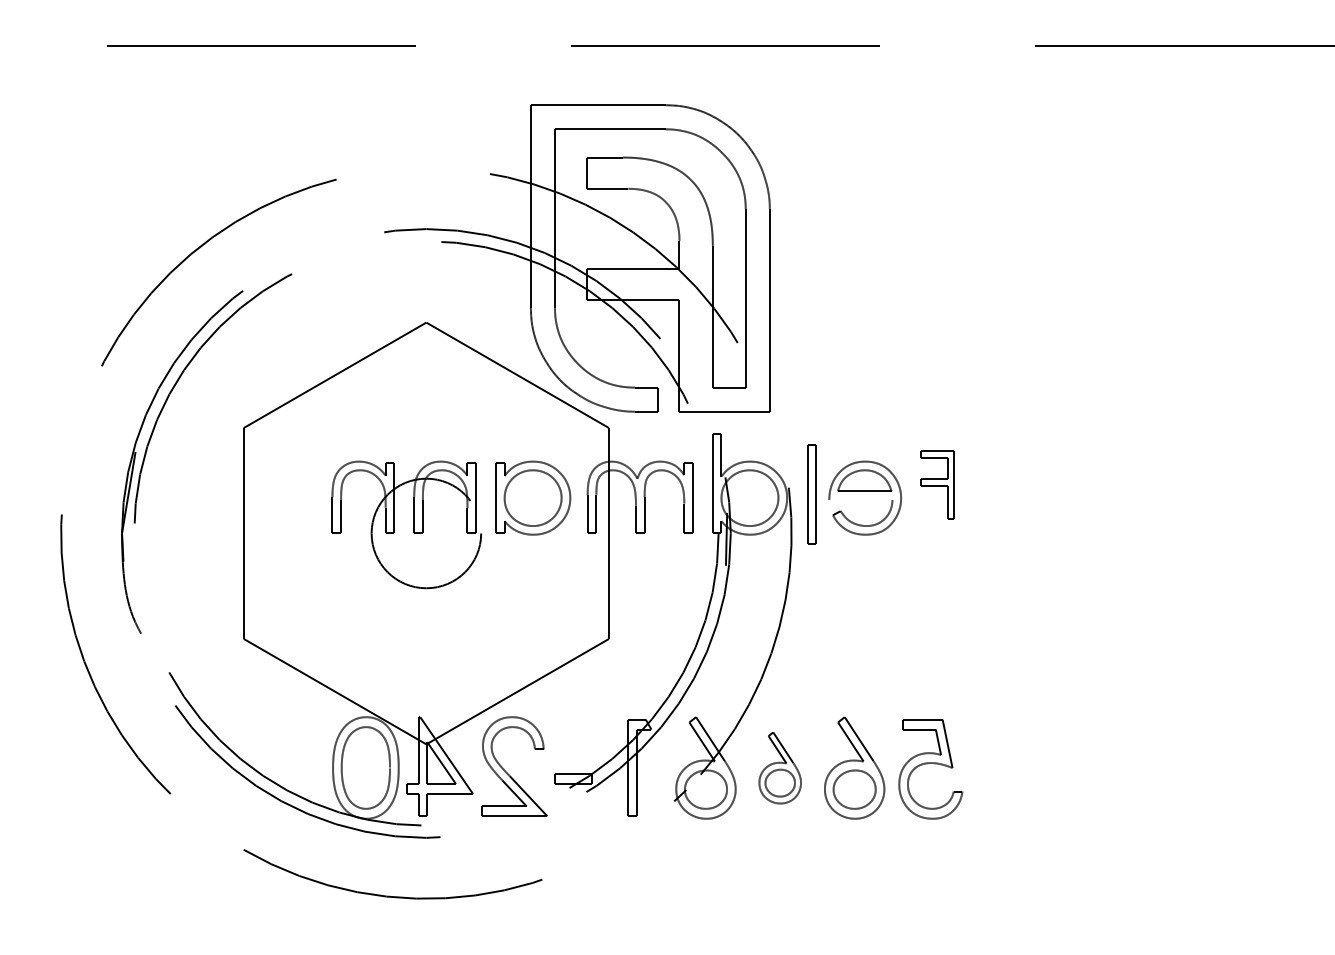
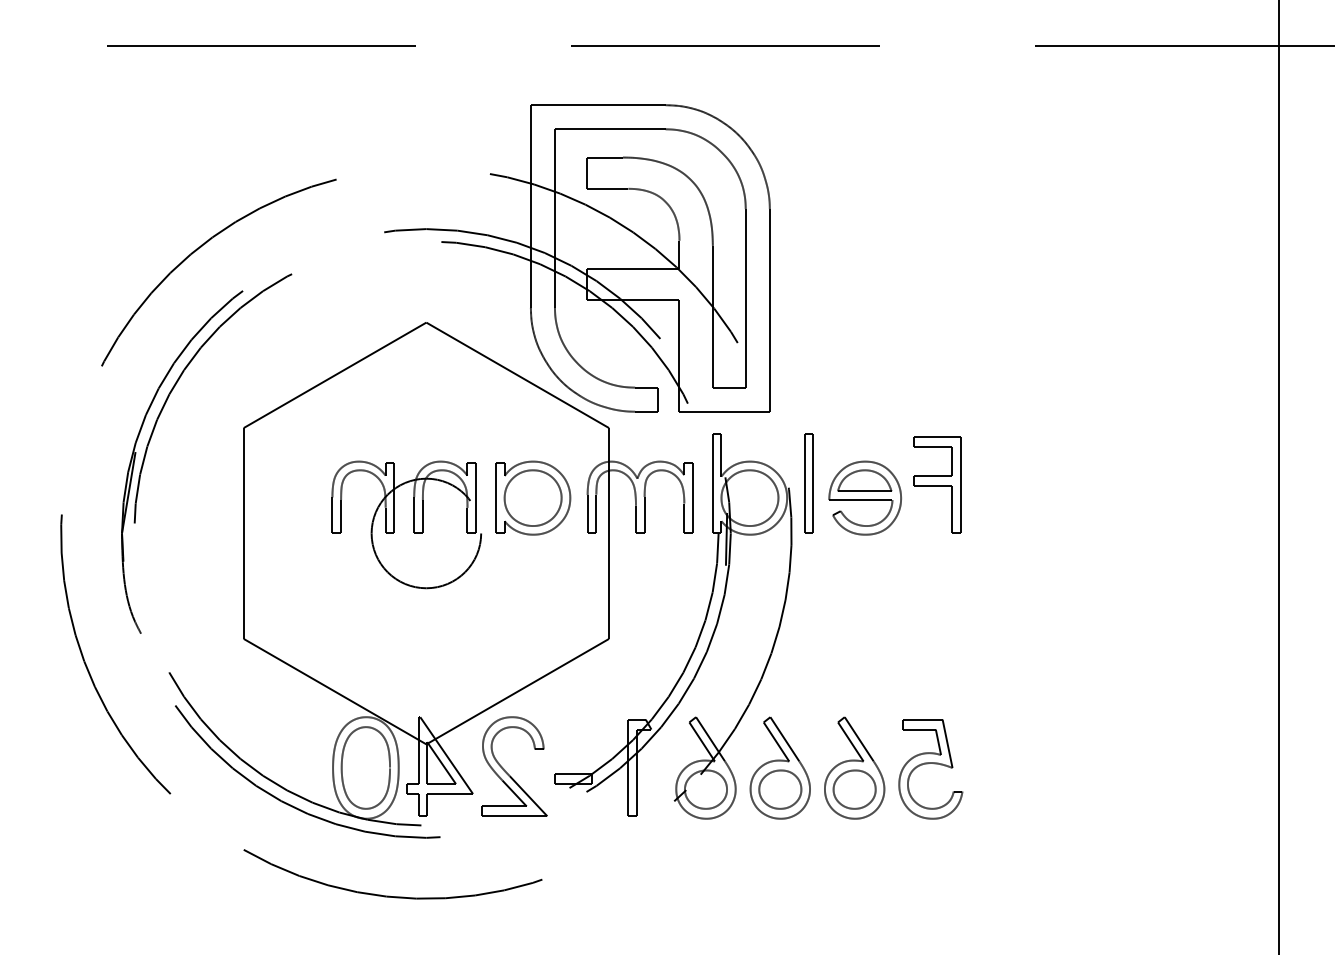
line: none -> present (1278, 476)
part size: 35x70 px -> 49x98 px (937, 484)
part position: (811, 494) -> (808, 483) (808, 483)
line: none -> present (860, 500)
part size: 44x73 px -> 62x104 px (779, 767)
